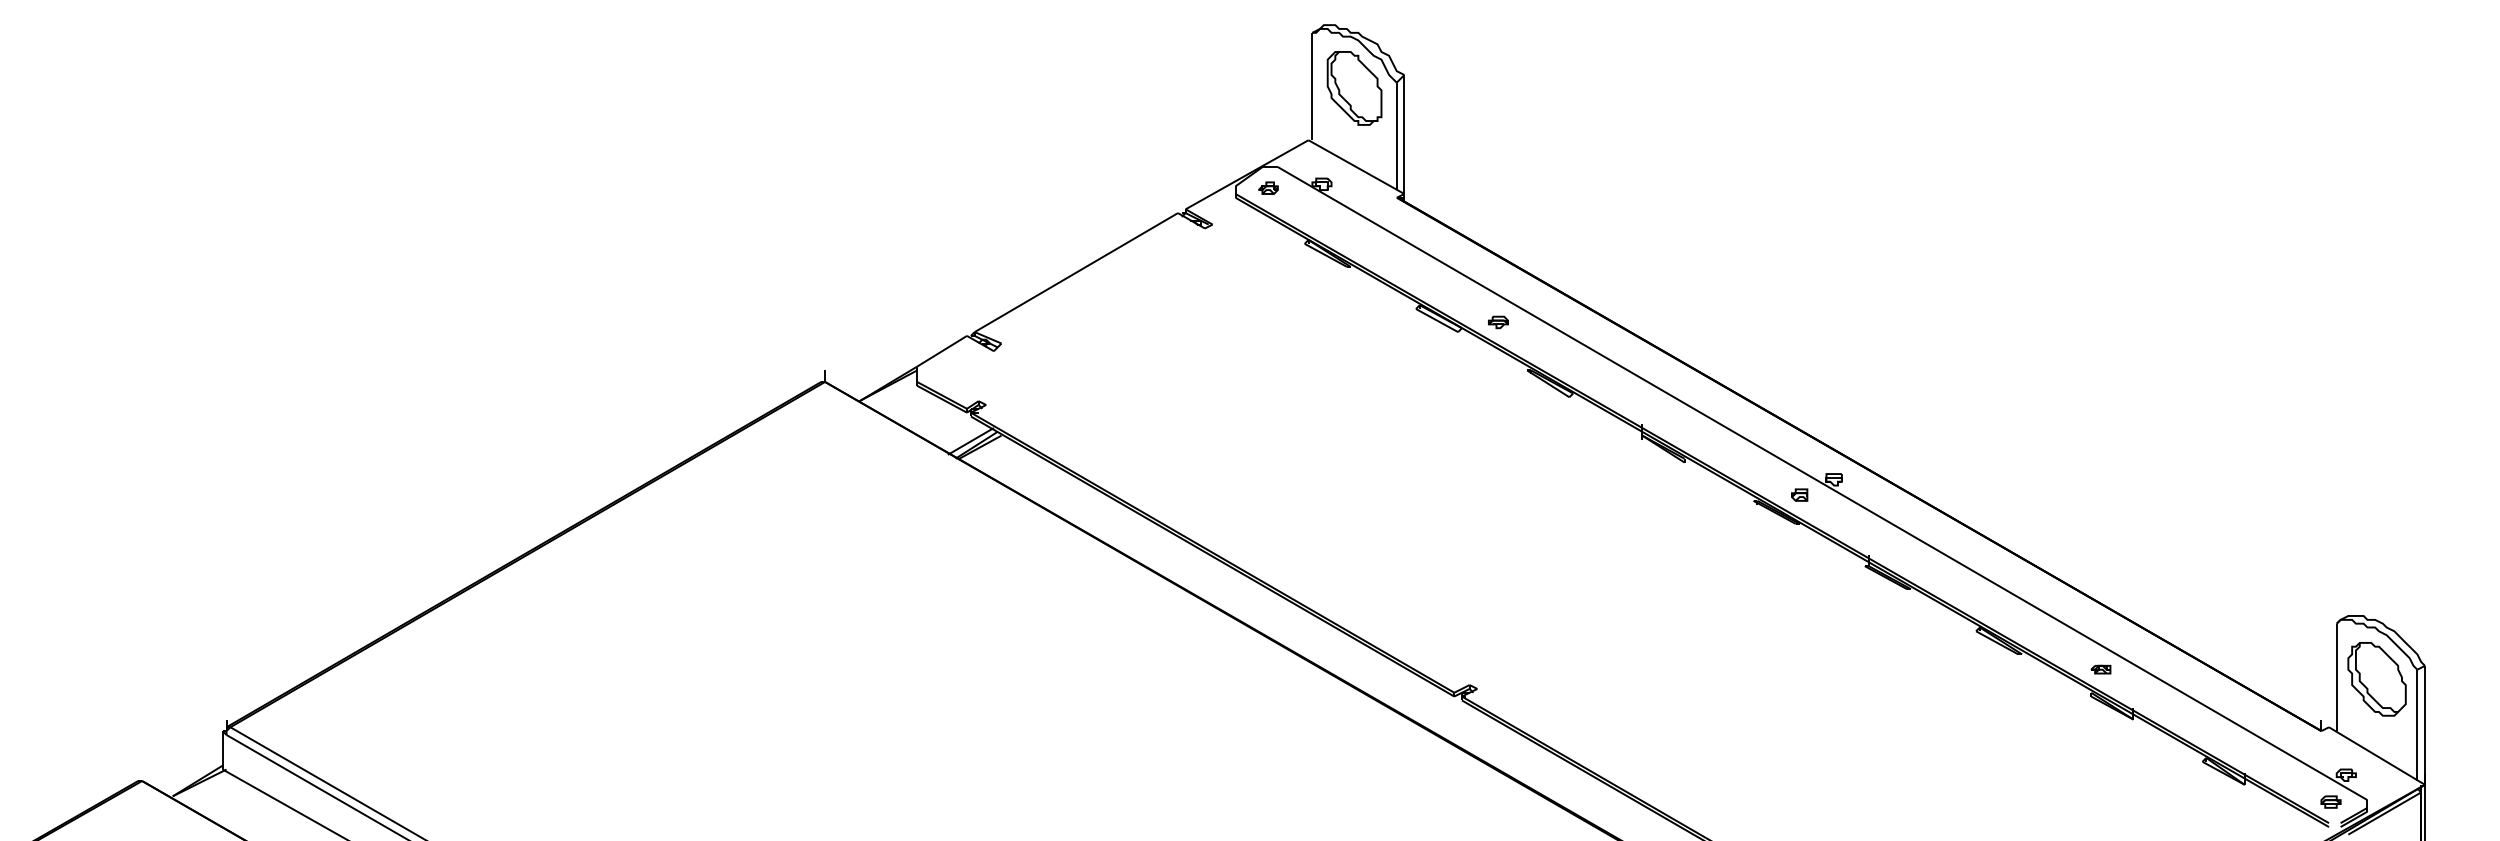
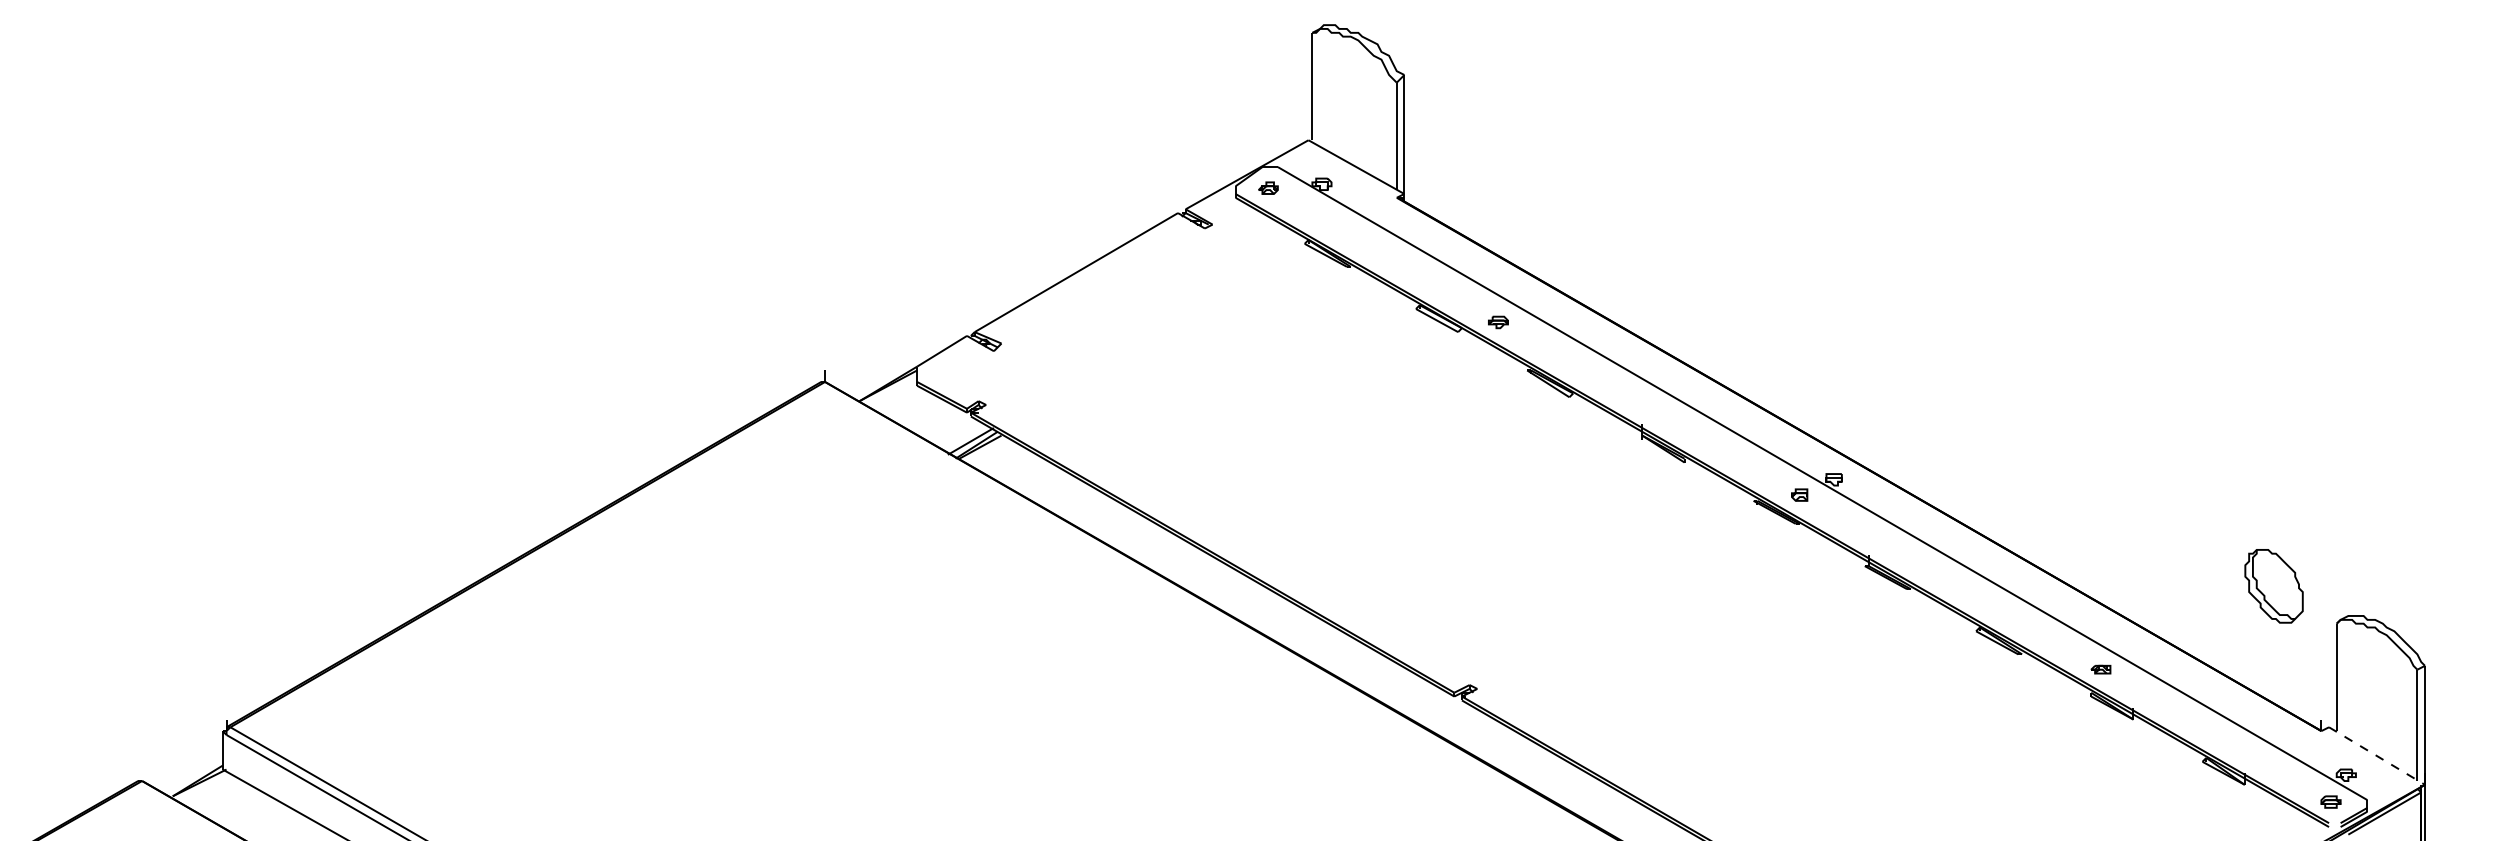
part: present -> none (1354, 88)
part position: (2376, 679) -> (2273, 586) (2273, 586)
line: solid -> dashed (2377, 756)
